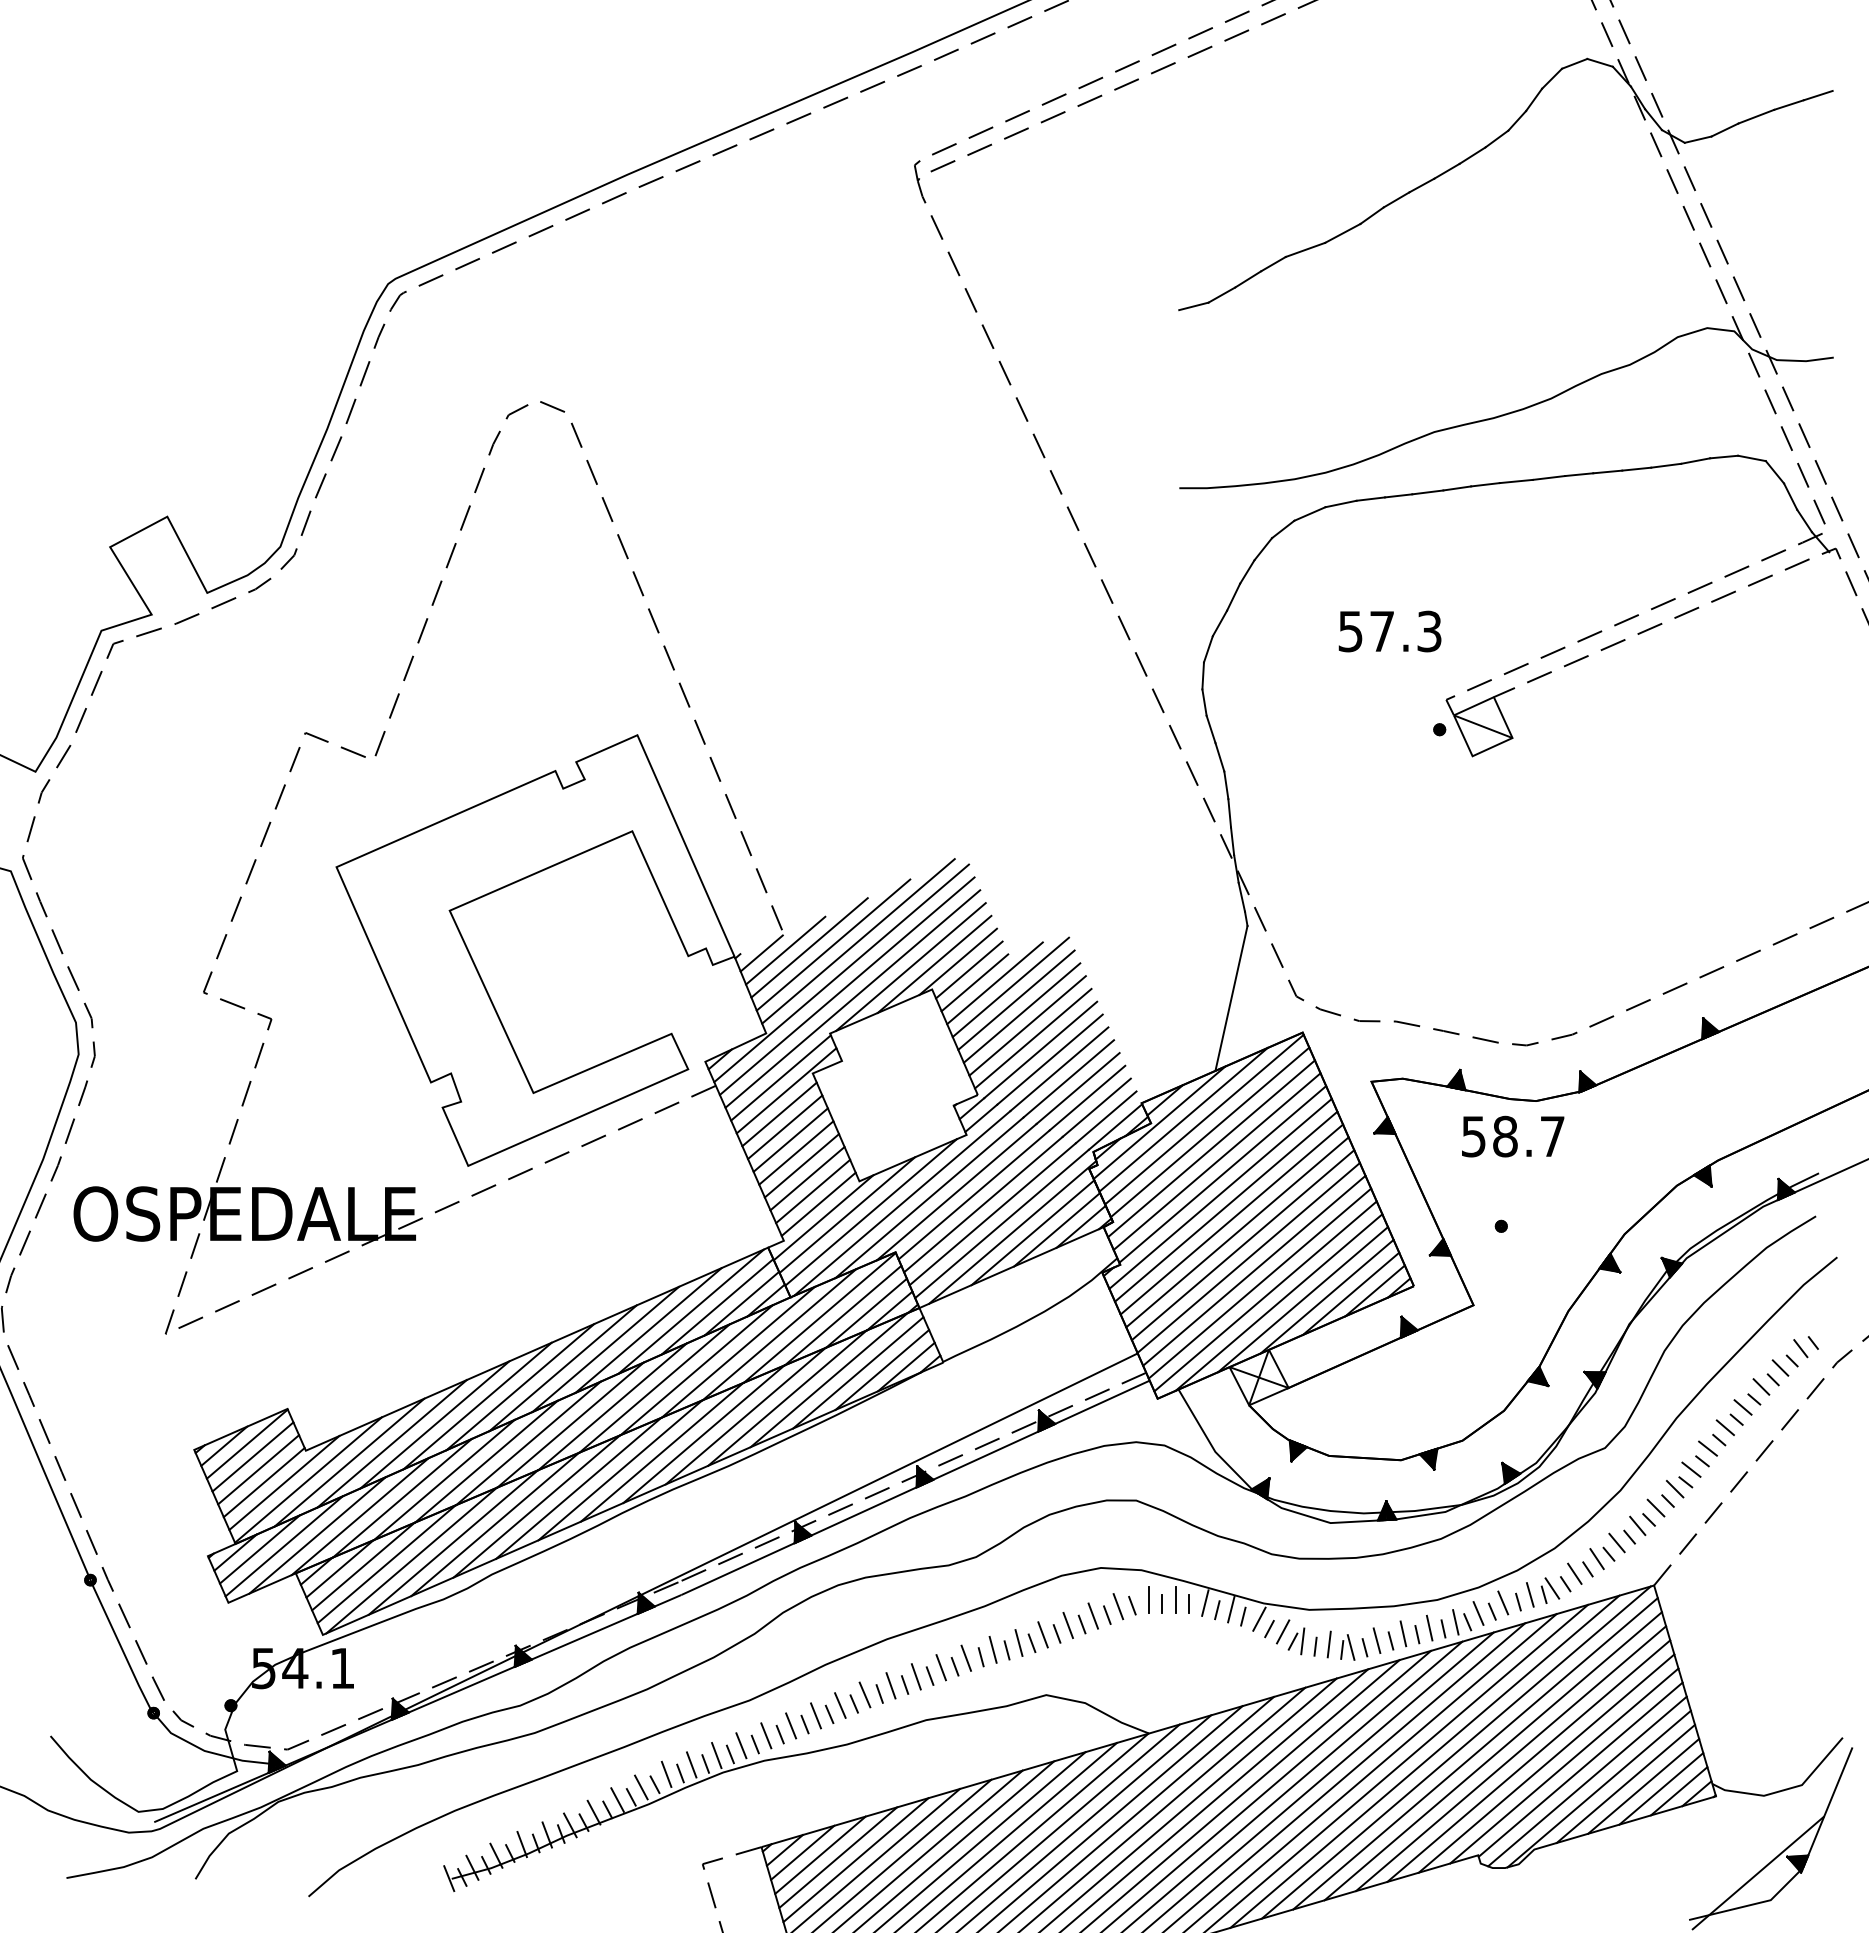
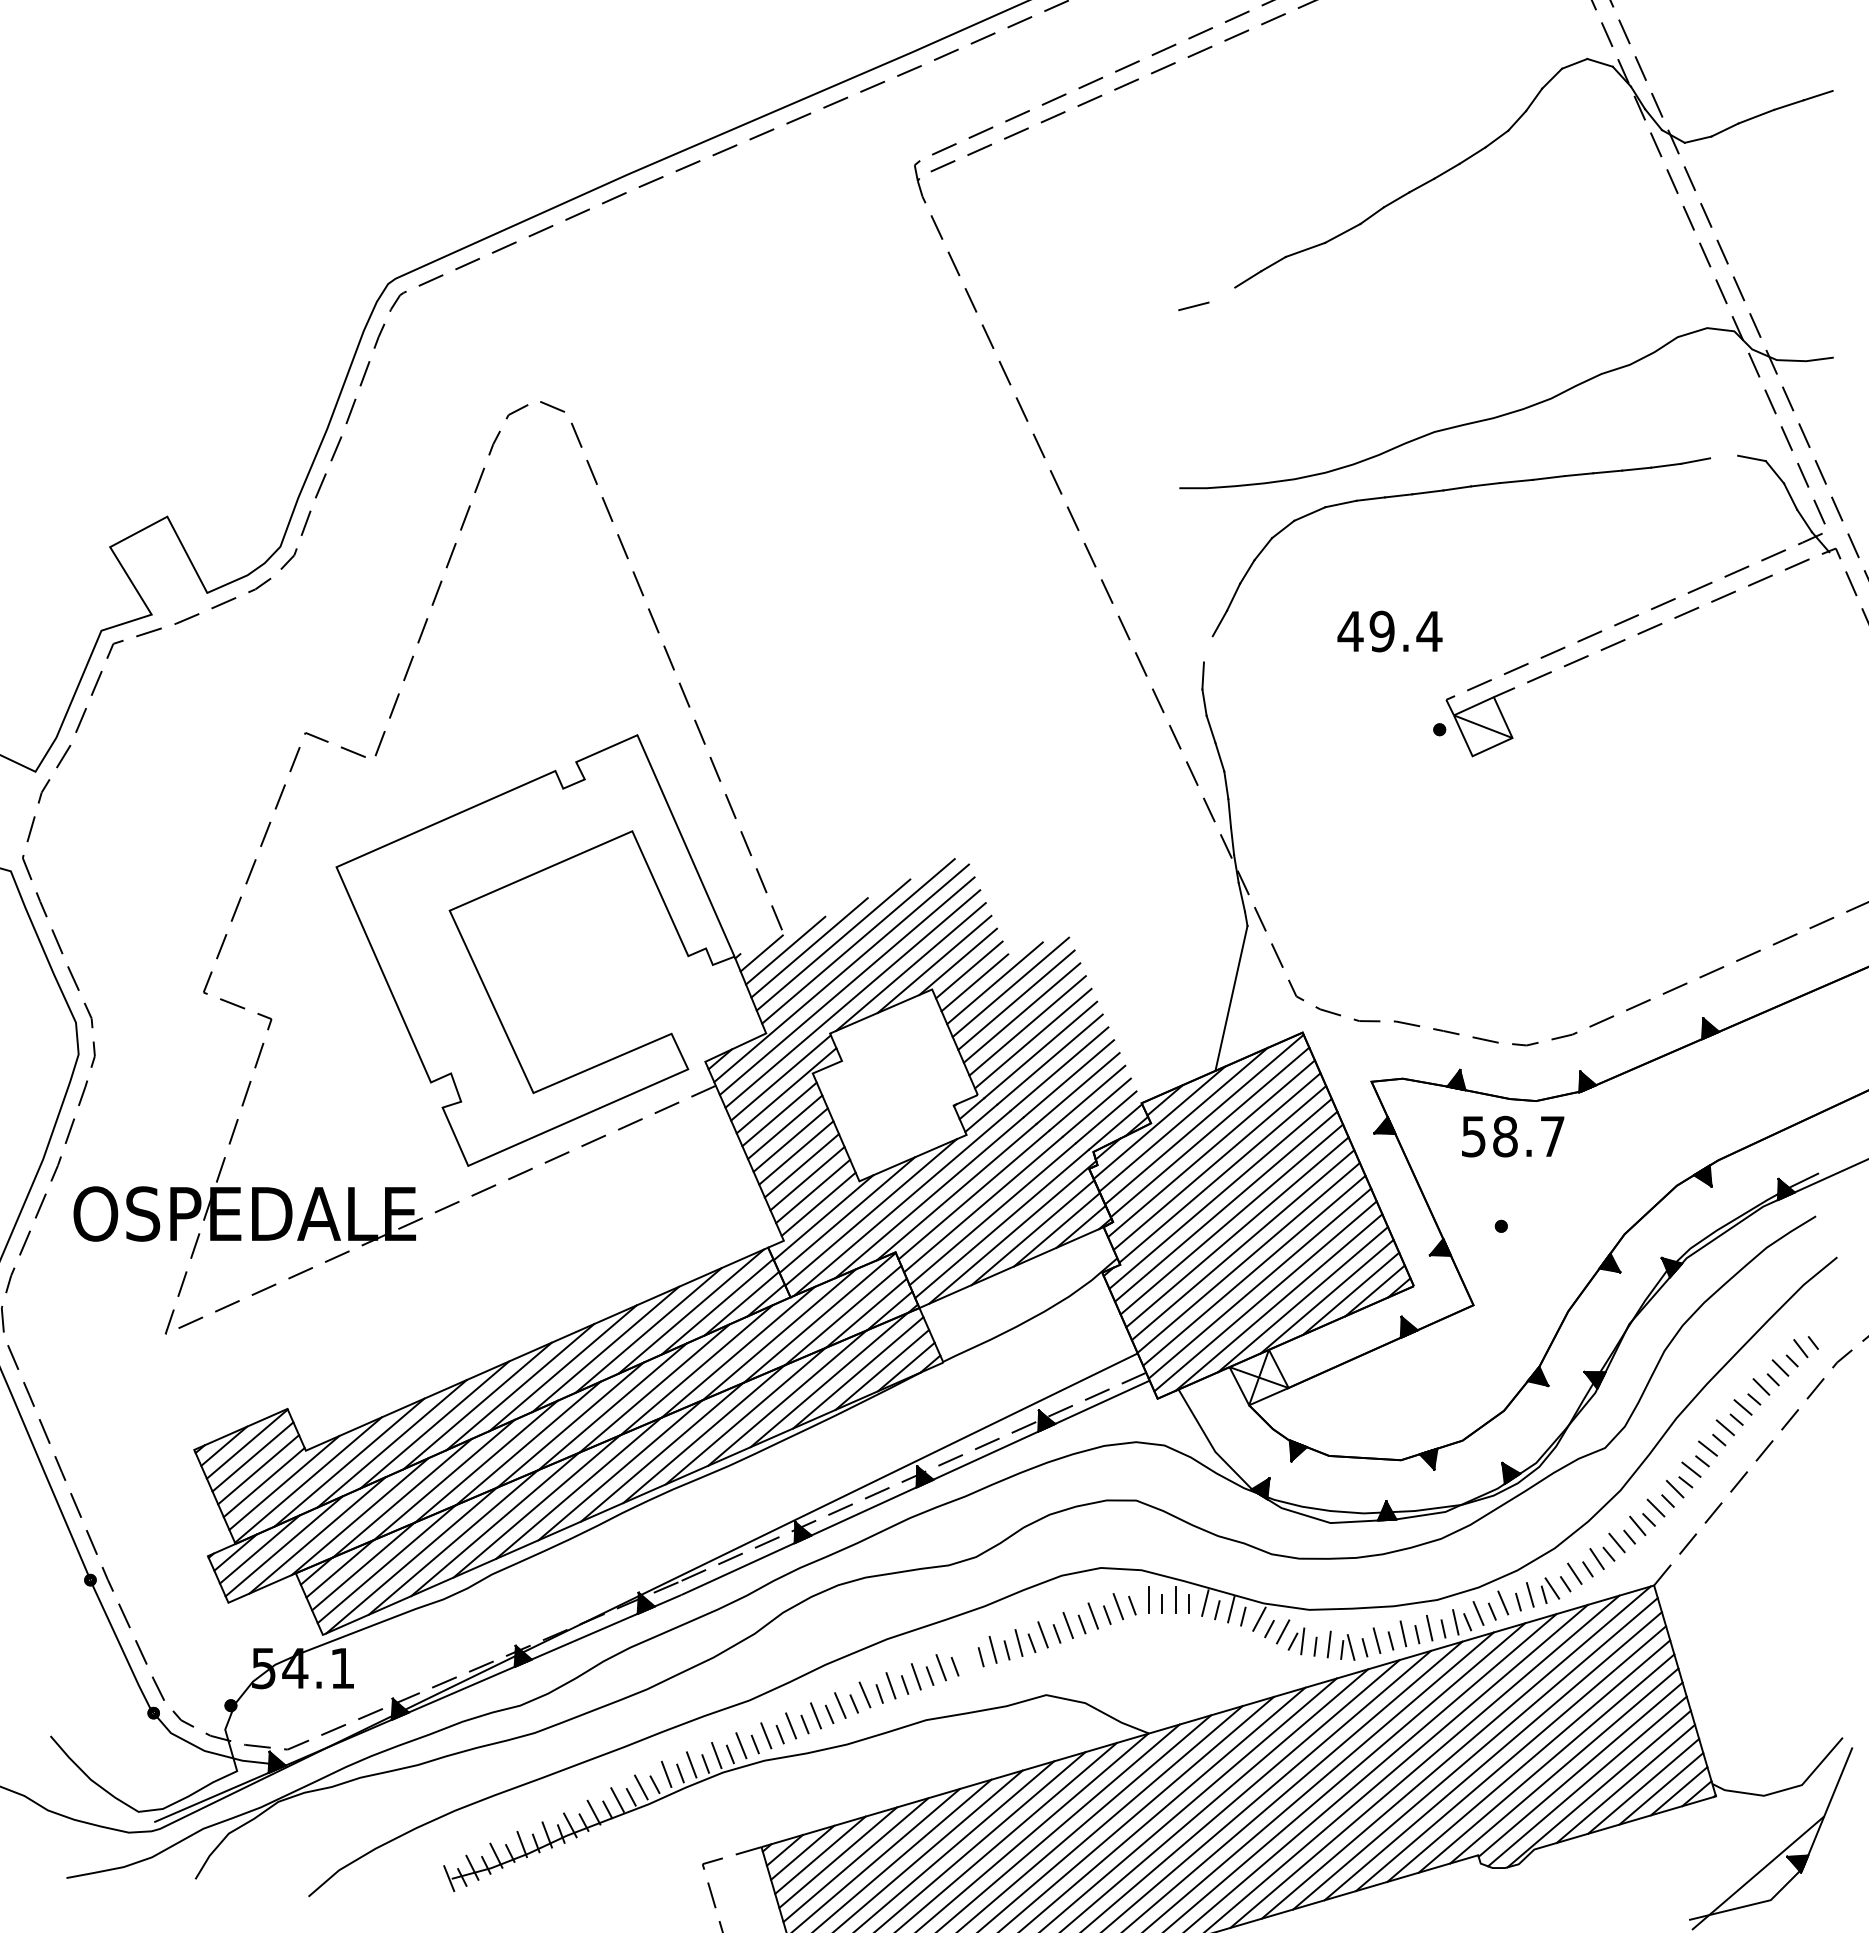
line: present -> none (1221, 294)
line: present -> none (1724, 456)
text: 57.3 -> 49.4 (1389, 631)
line: present -> none (1207, 649)
line: present -> none (965, 1657)
